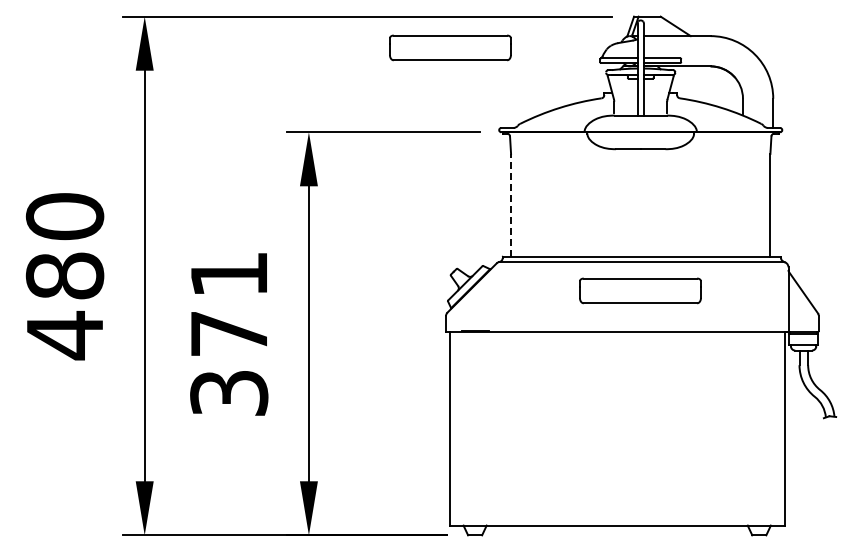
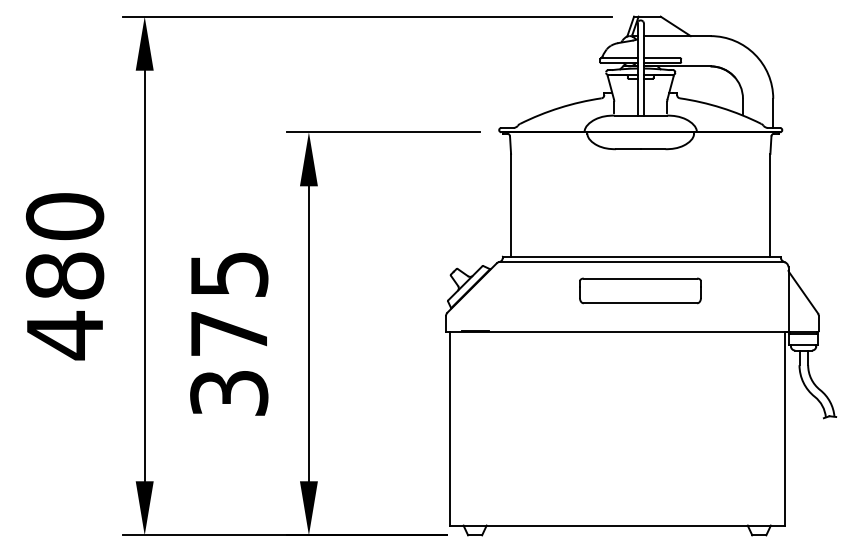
part: present -> none (450, 47)
line: dashed -> solid (511, 204)
text: 371 -> 375 (229, 274)
